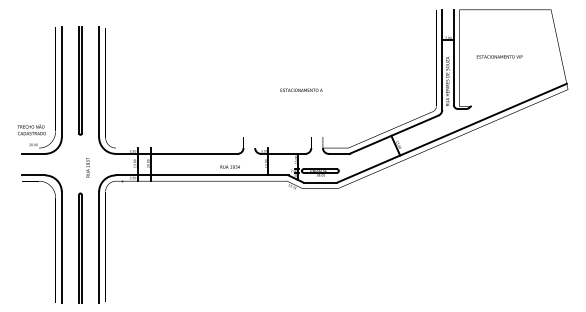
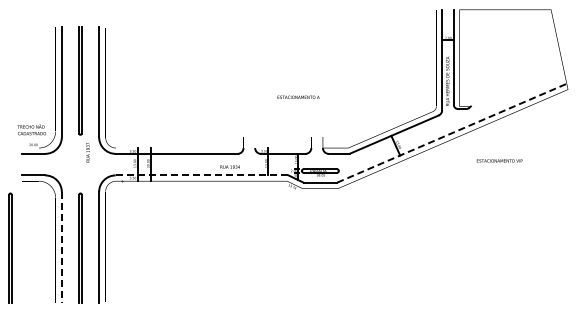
text position: (499, 56) -> (499, 160) (499, 160)
text position: (301, 89) -> (298, 96) (298, 96)
line: solid -> dashed (452, 133)
text position: (87, 167) -> (87, 152) (87, 152)
line: solid -> dashed (202, 175)
line: none -> present (9, 247)
line: solid -> dashed (61, 247)
